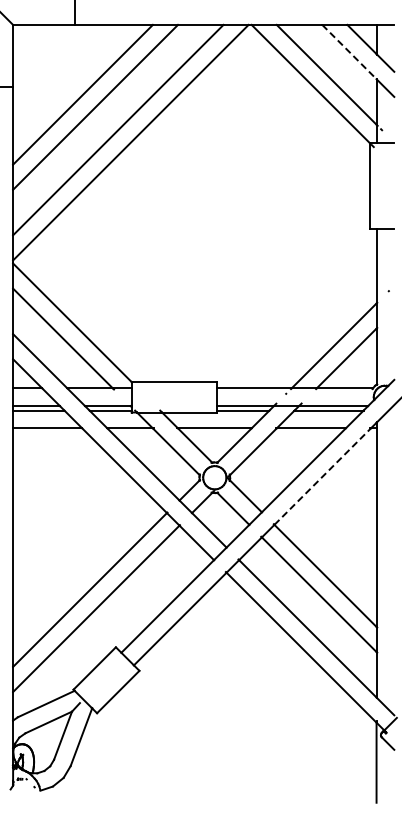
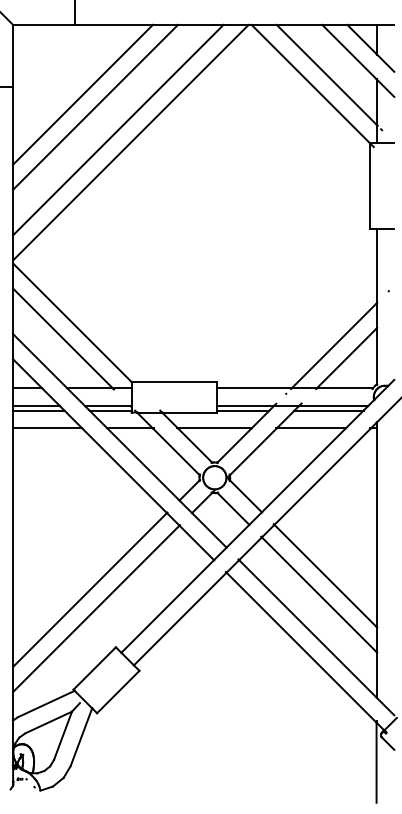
line: dashed -> solid (349, 52)
line: dashed -> solid (323, 476)
